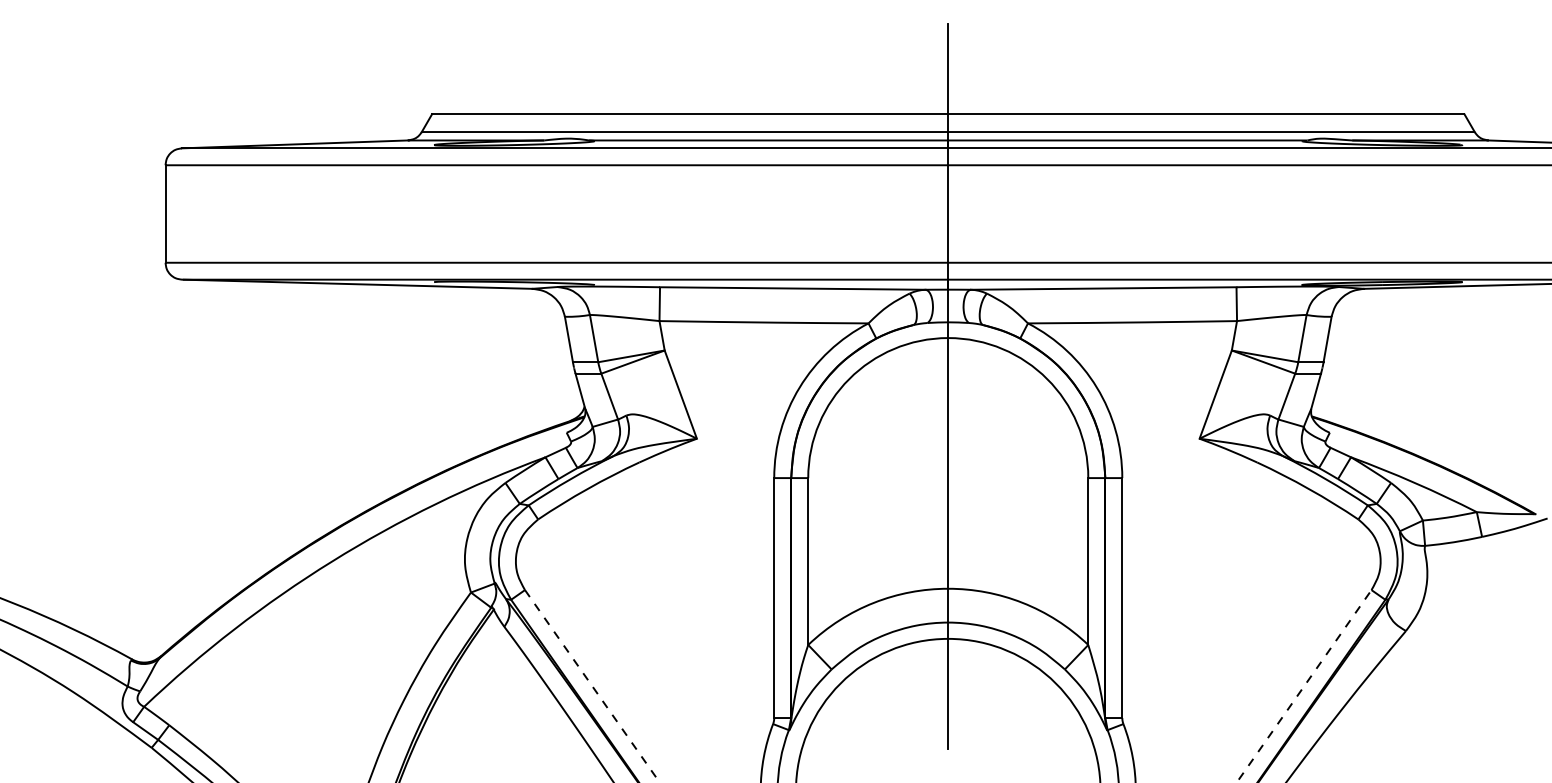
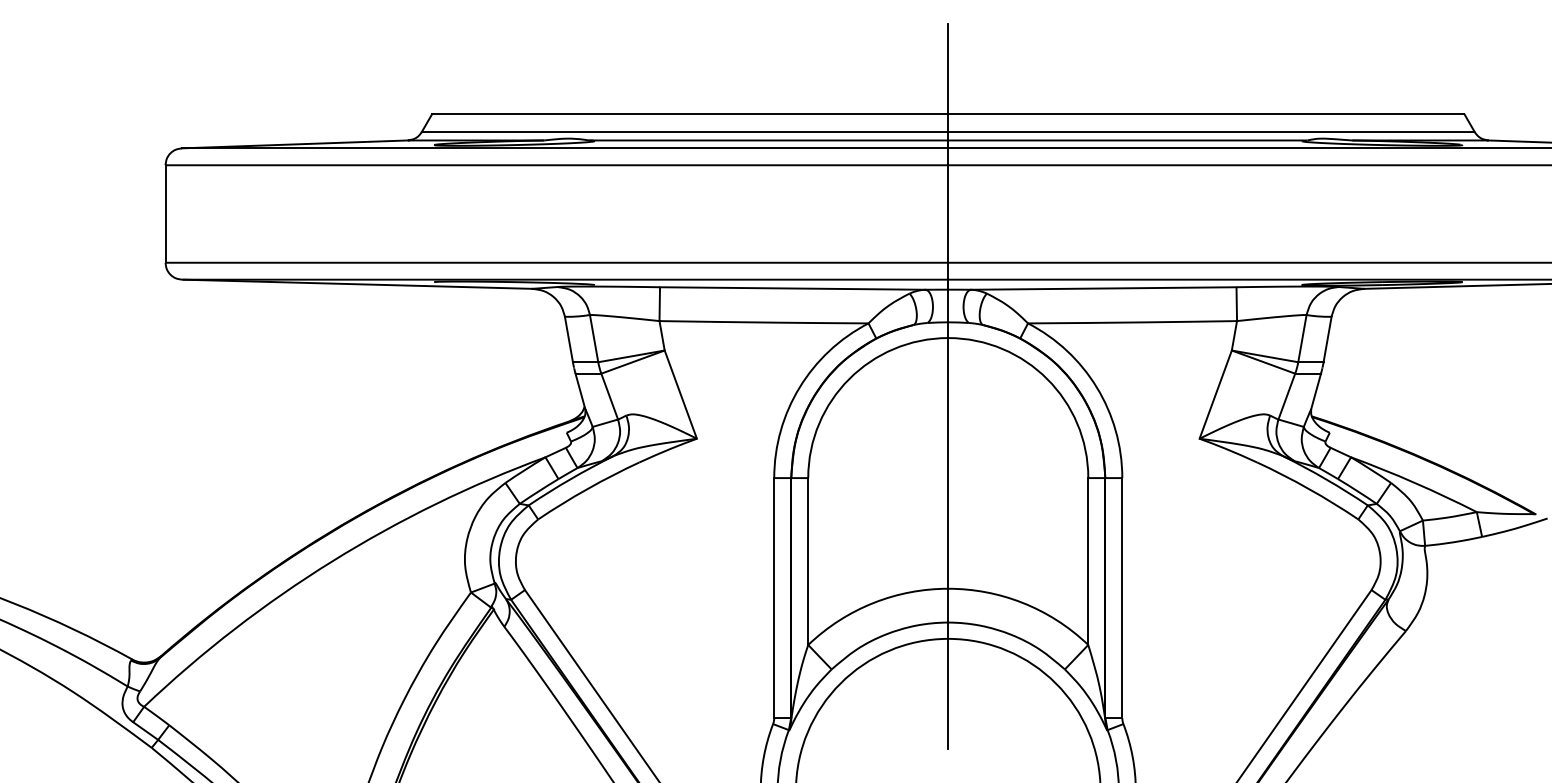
line: dashed -> solid (1304, 685)
line: dashed -> solid (592, 686)
